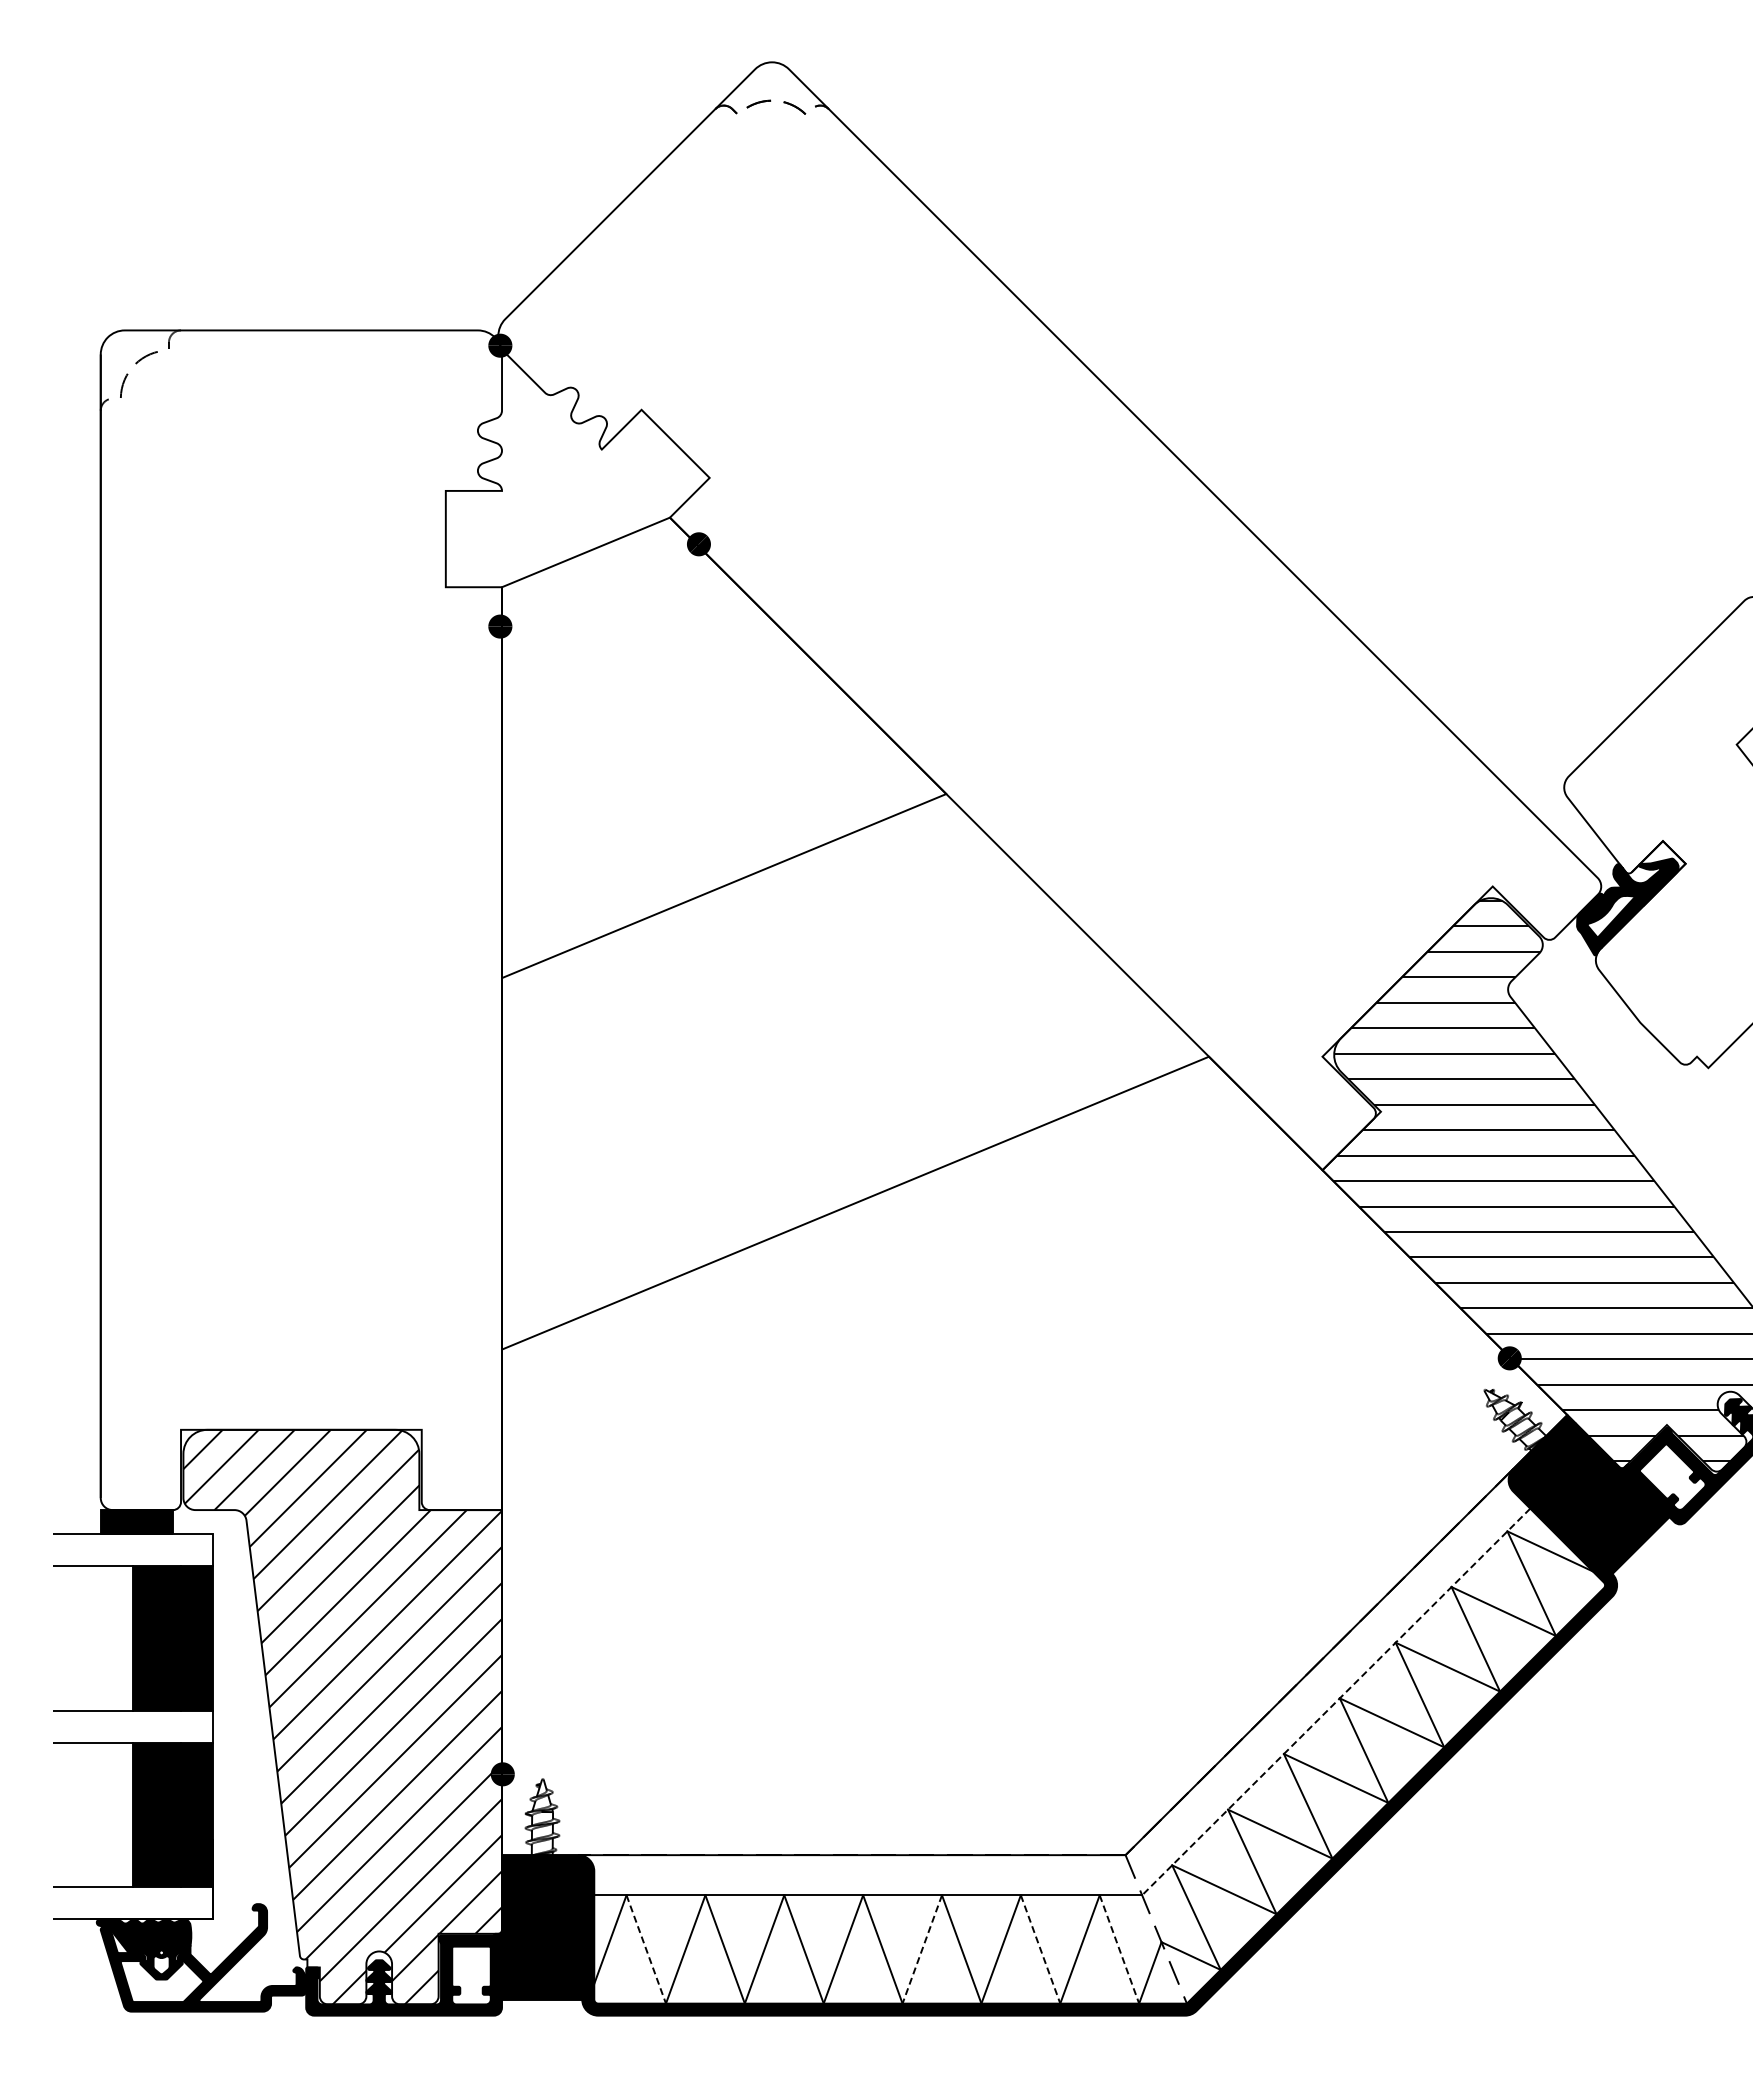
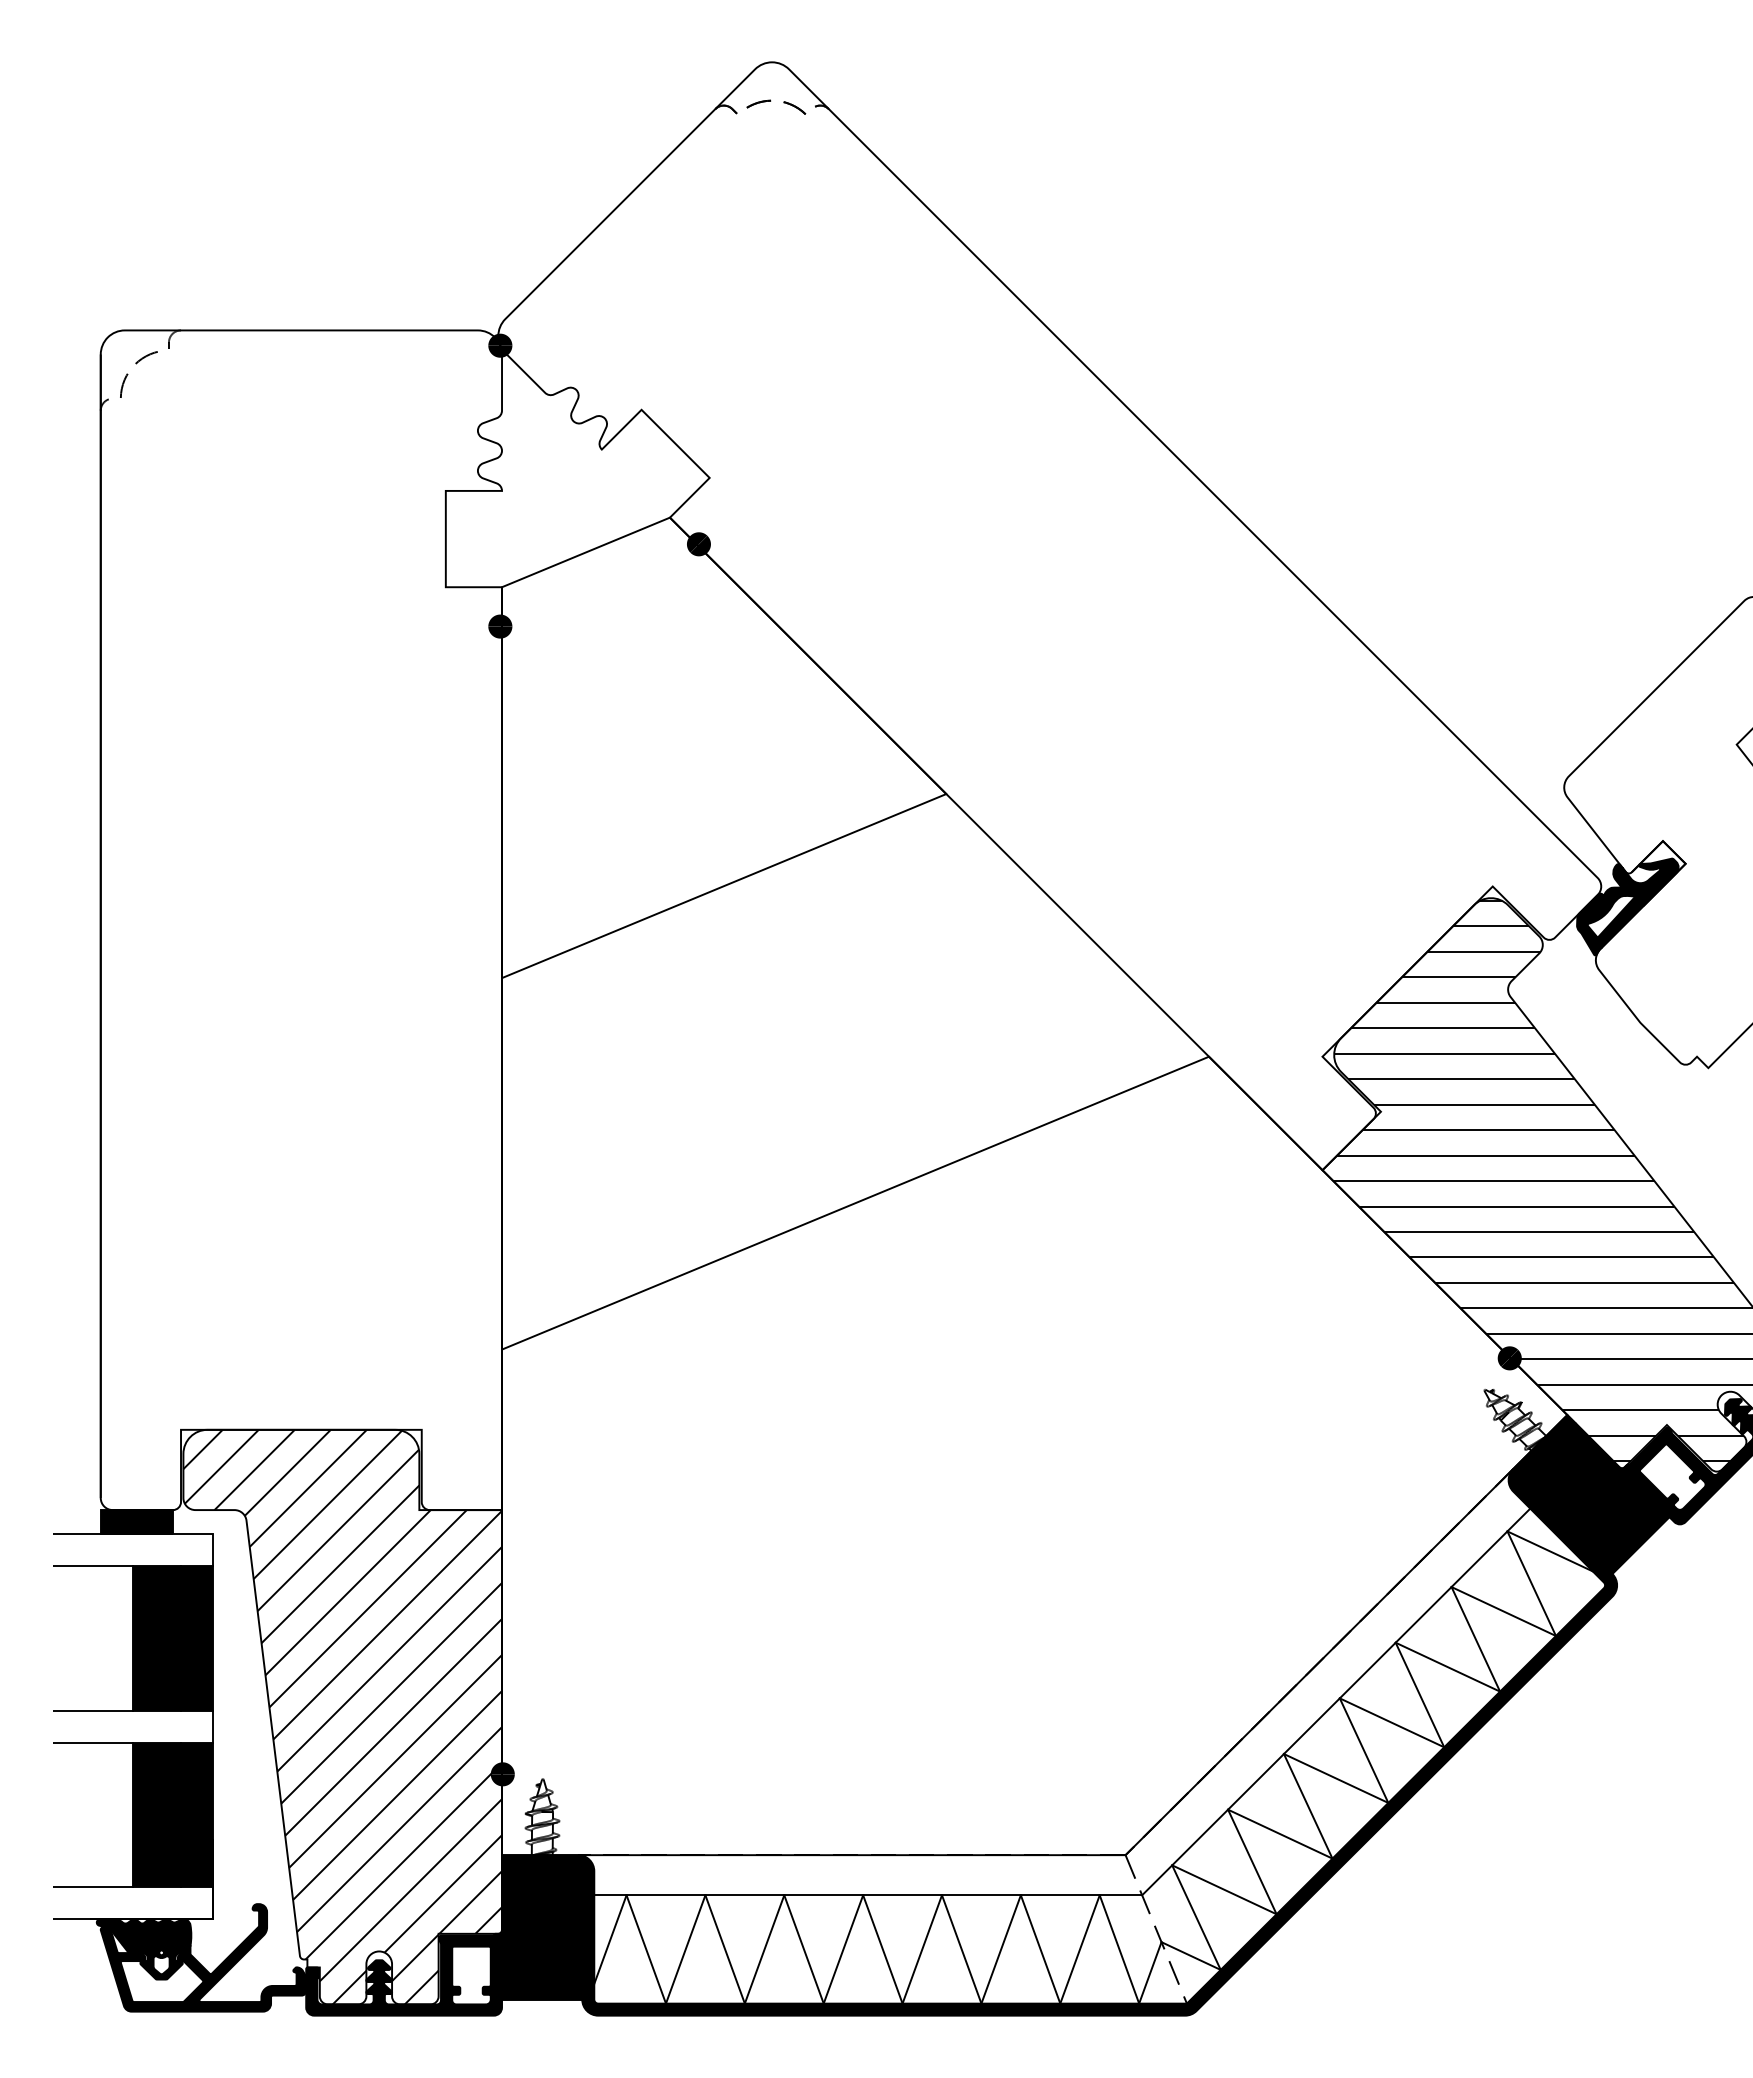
line: dashed -> solid (1336, 1701)
line: dashed -> solid (646, 1949)
line: dashed -> solid (922, 1949)
line: dashed -> solid (1040, 1949)
line: dashed -> solid (1119, 1949)
